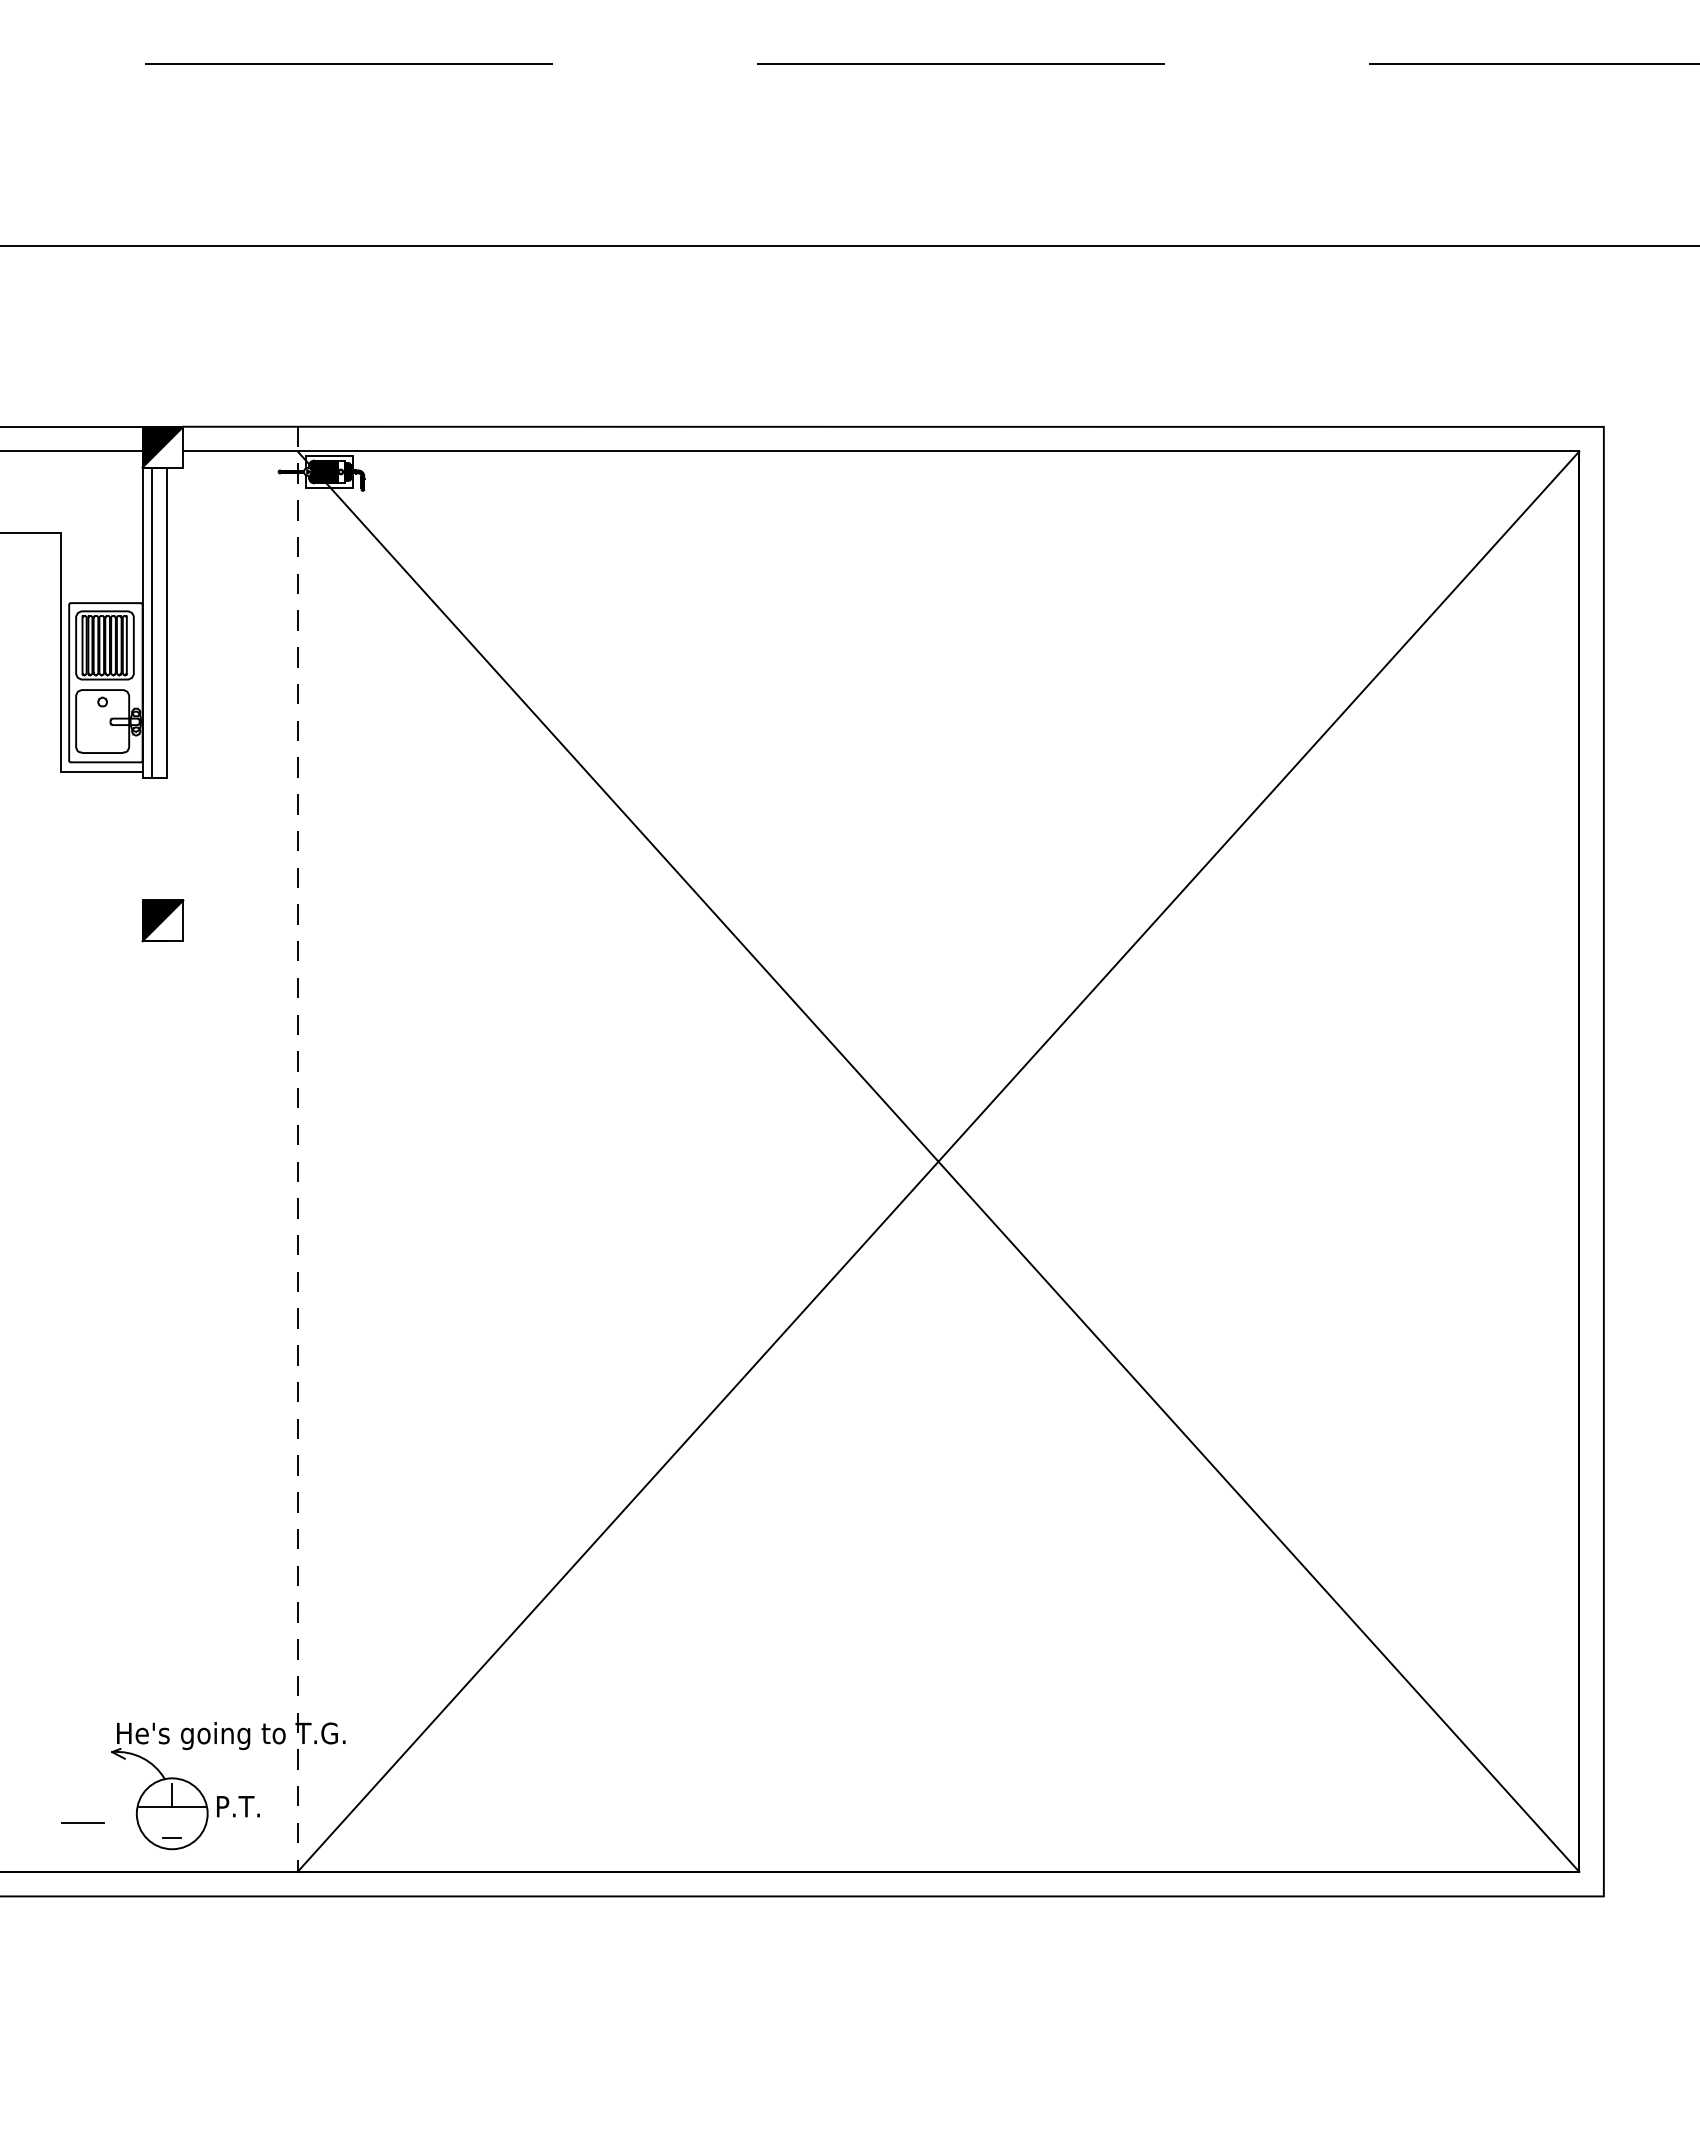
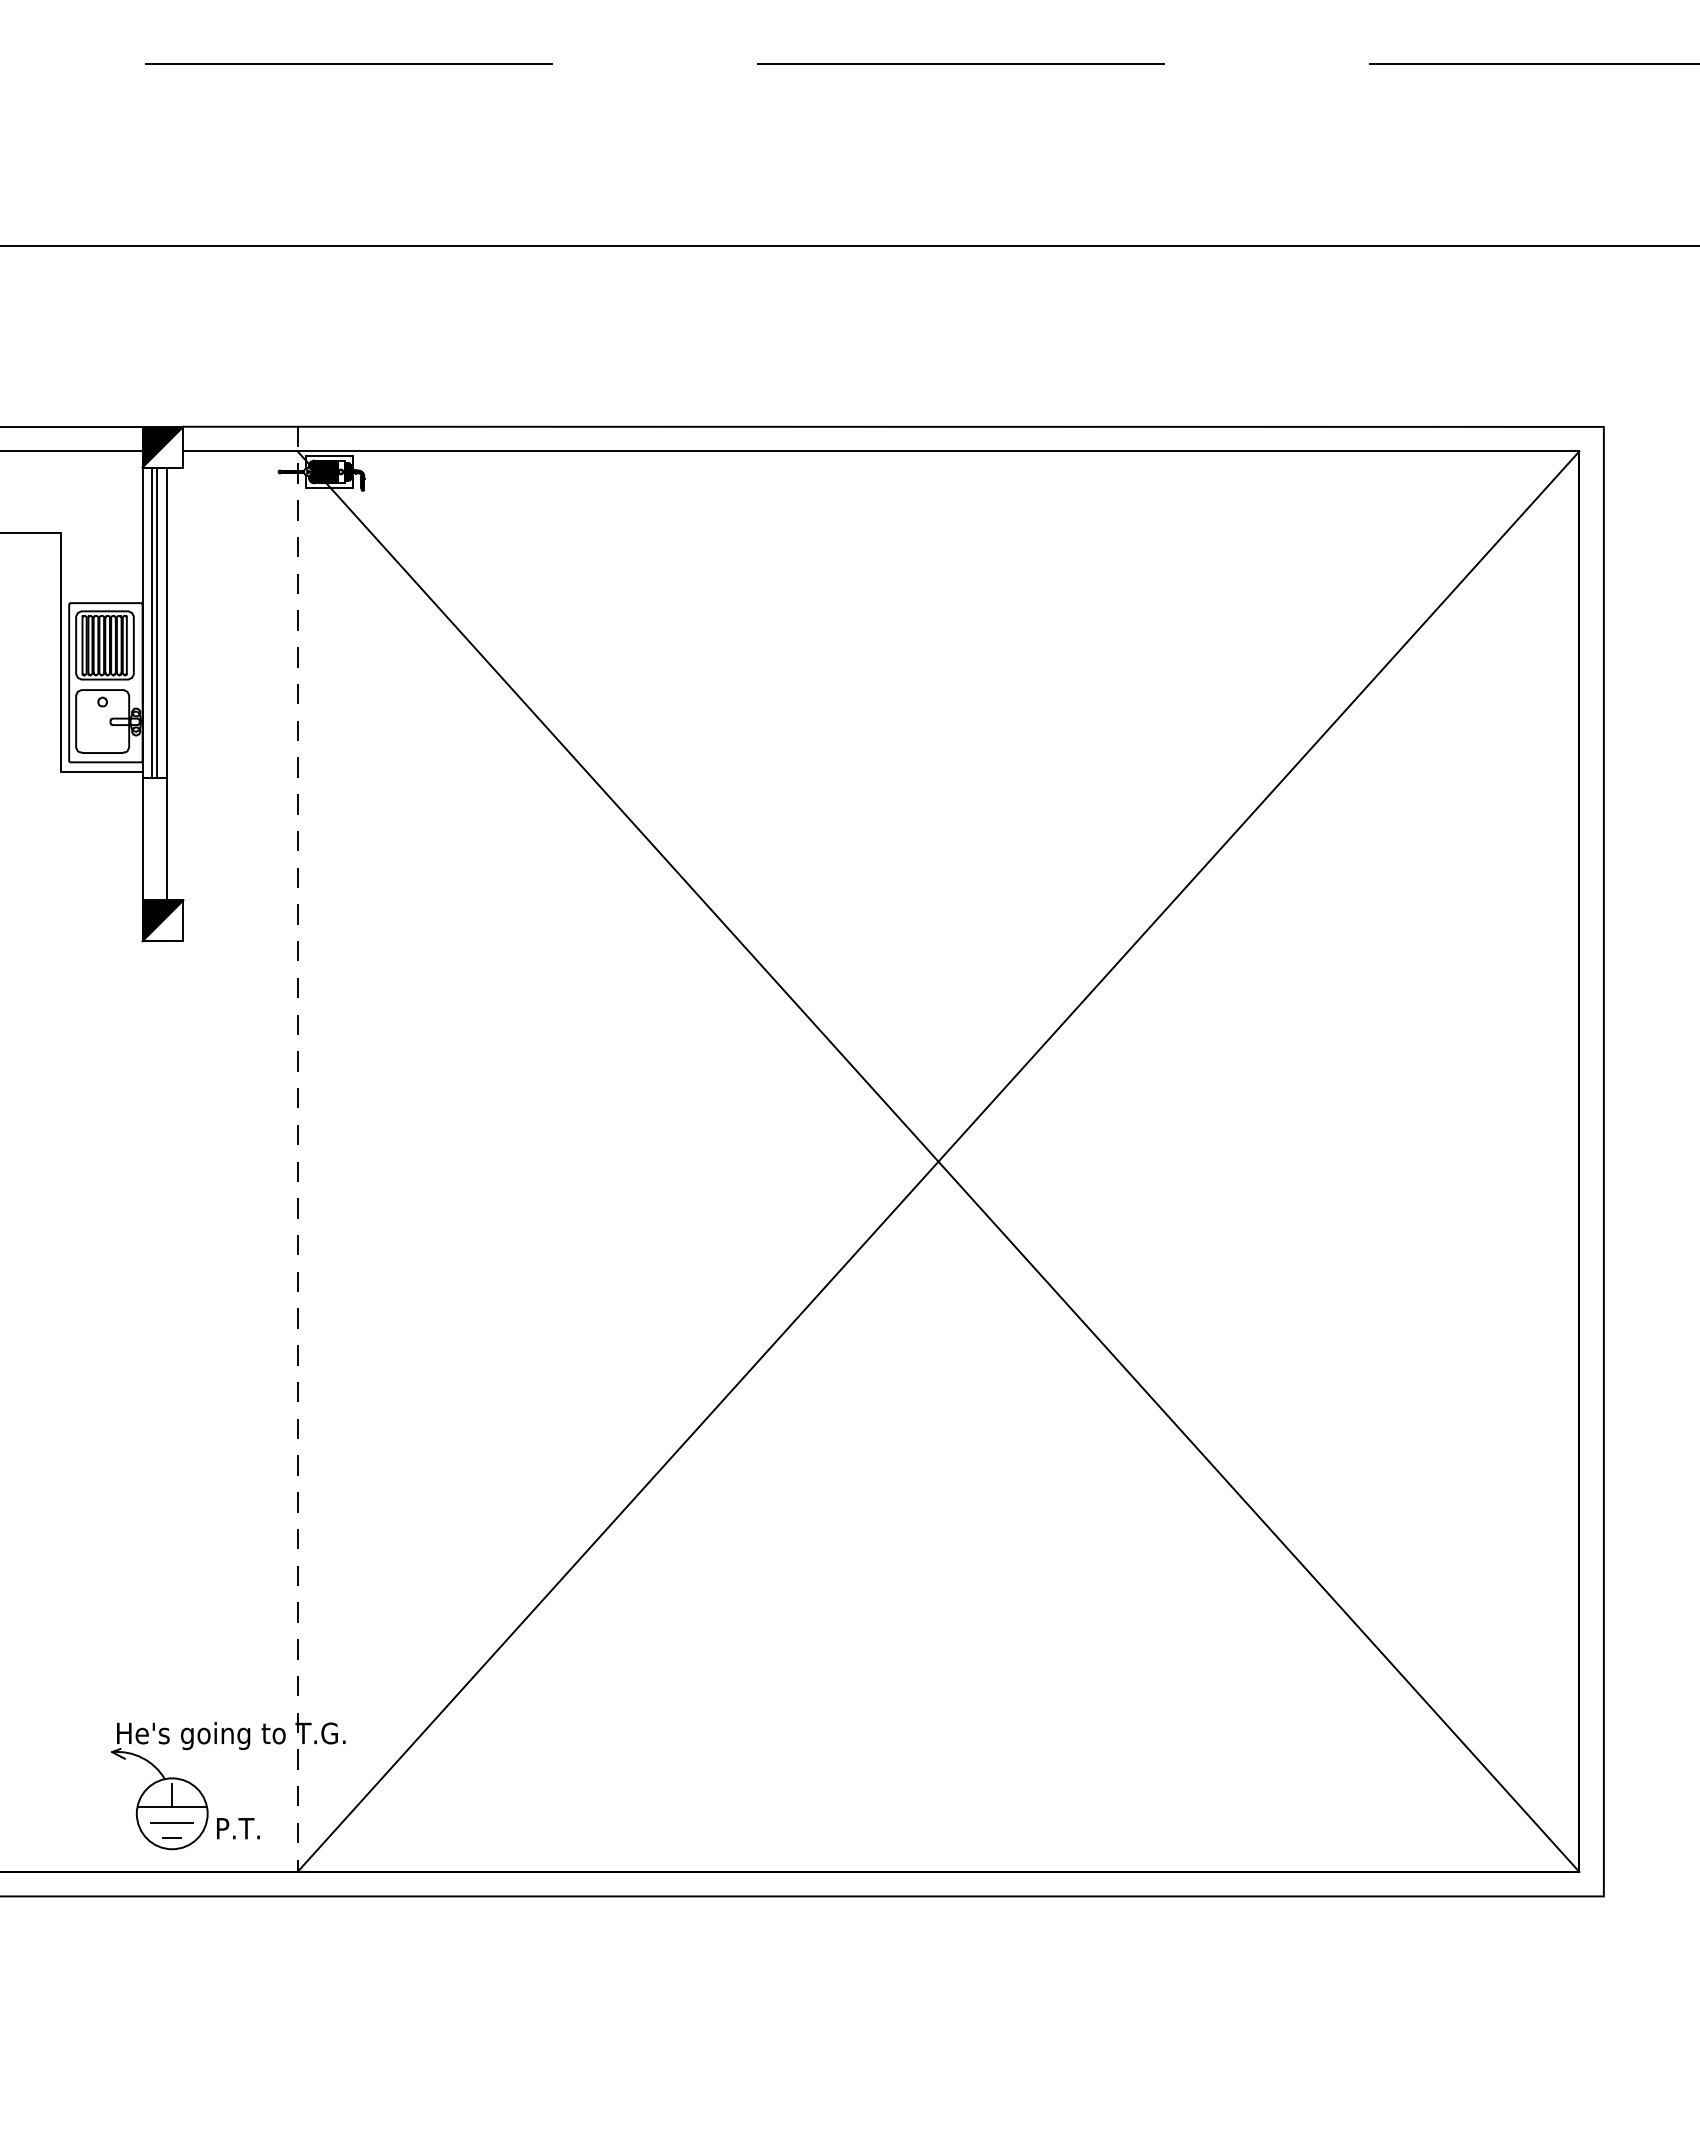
line: none -> present (157, 622)
line: none -> present (142, 838)
line: none -> present (167, 838)
text position: (238, 1806) -> (238, 1828) (238, 1828)
line position: (82, 1822) -> (171, 1822) (171, 1822)
